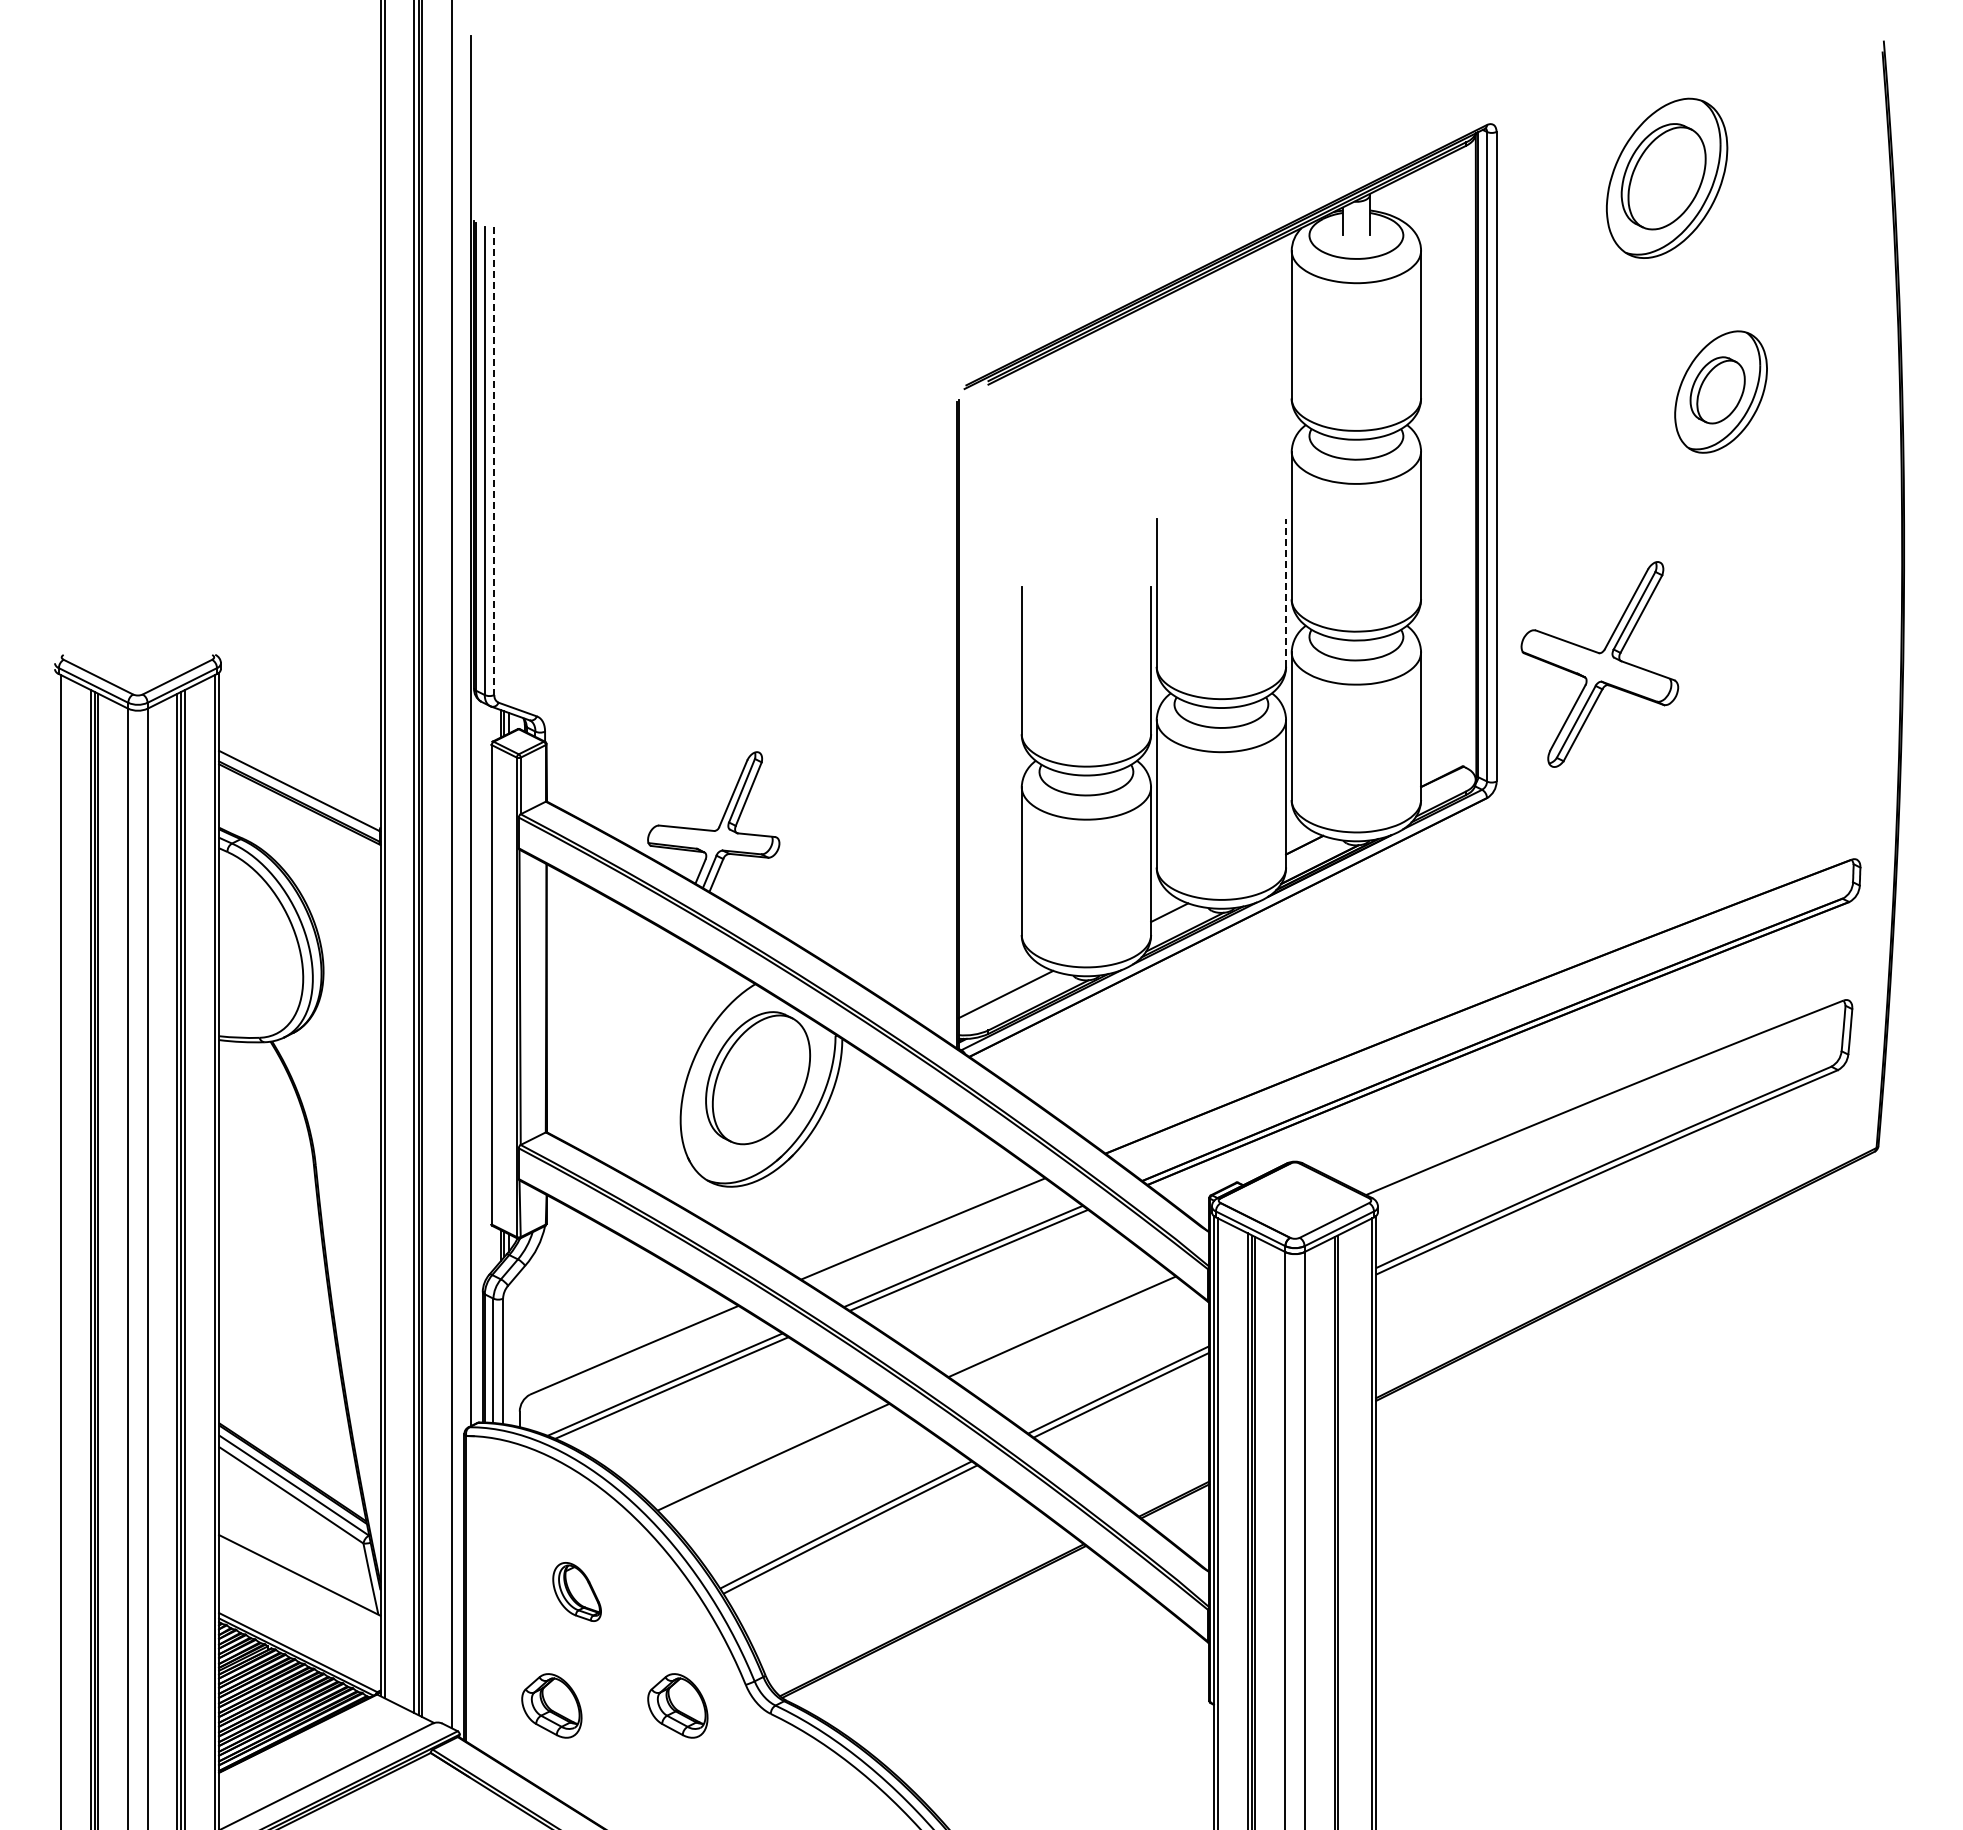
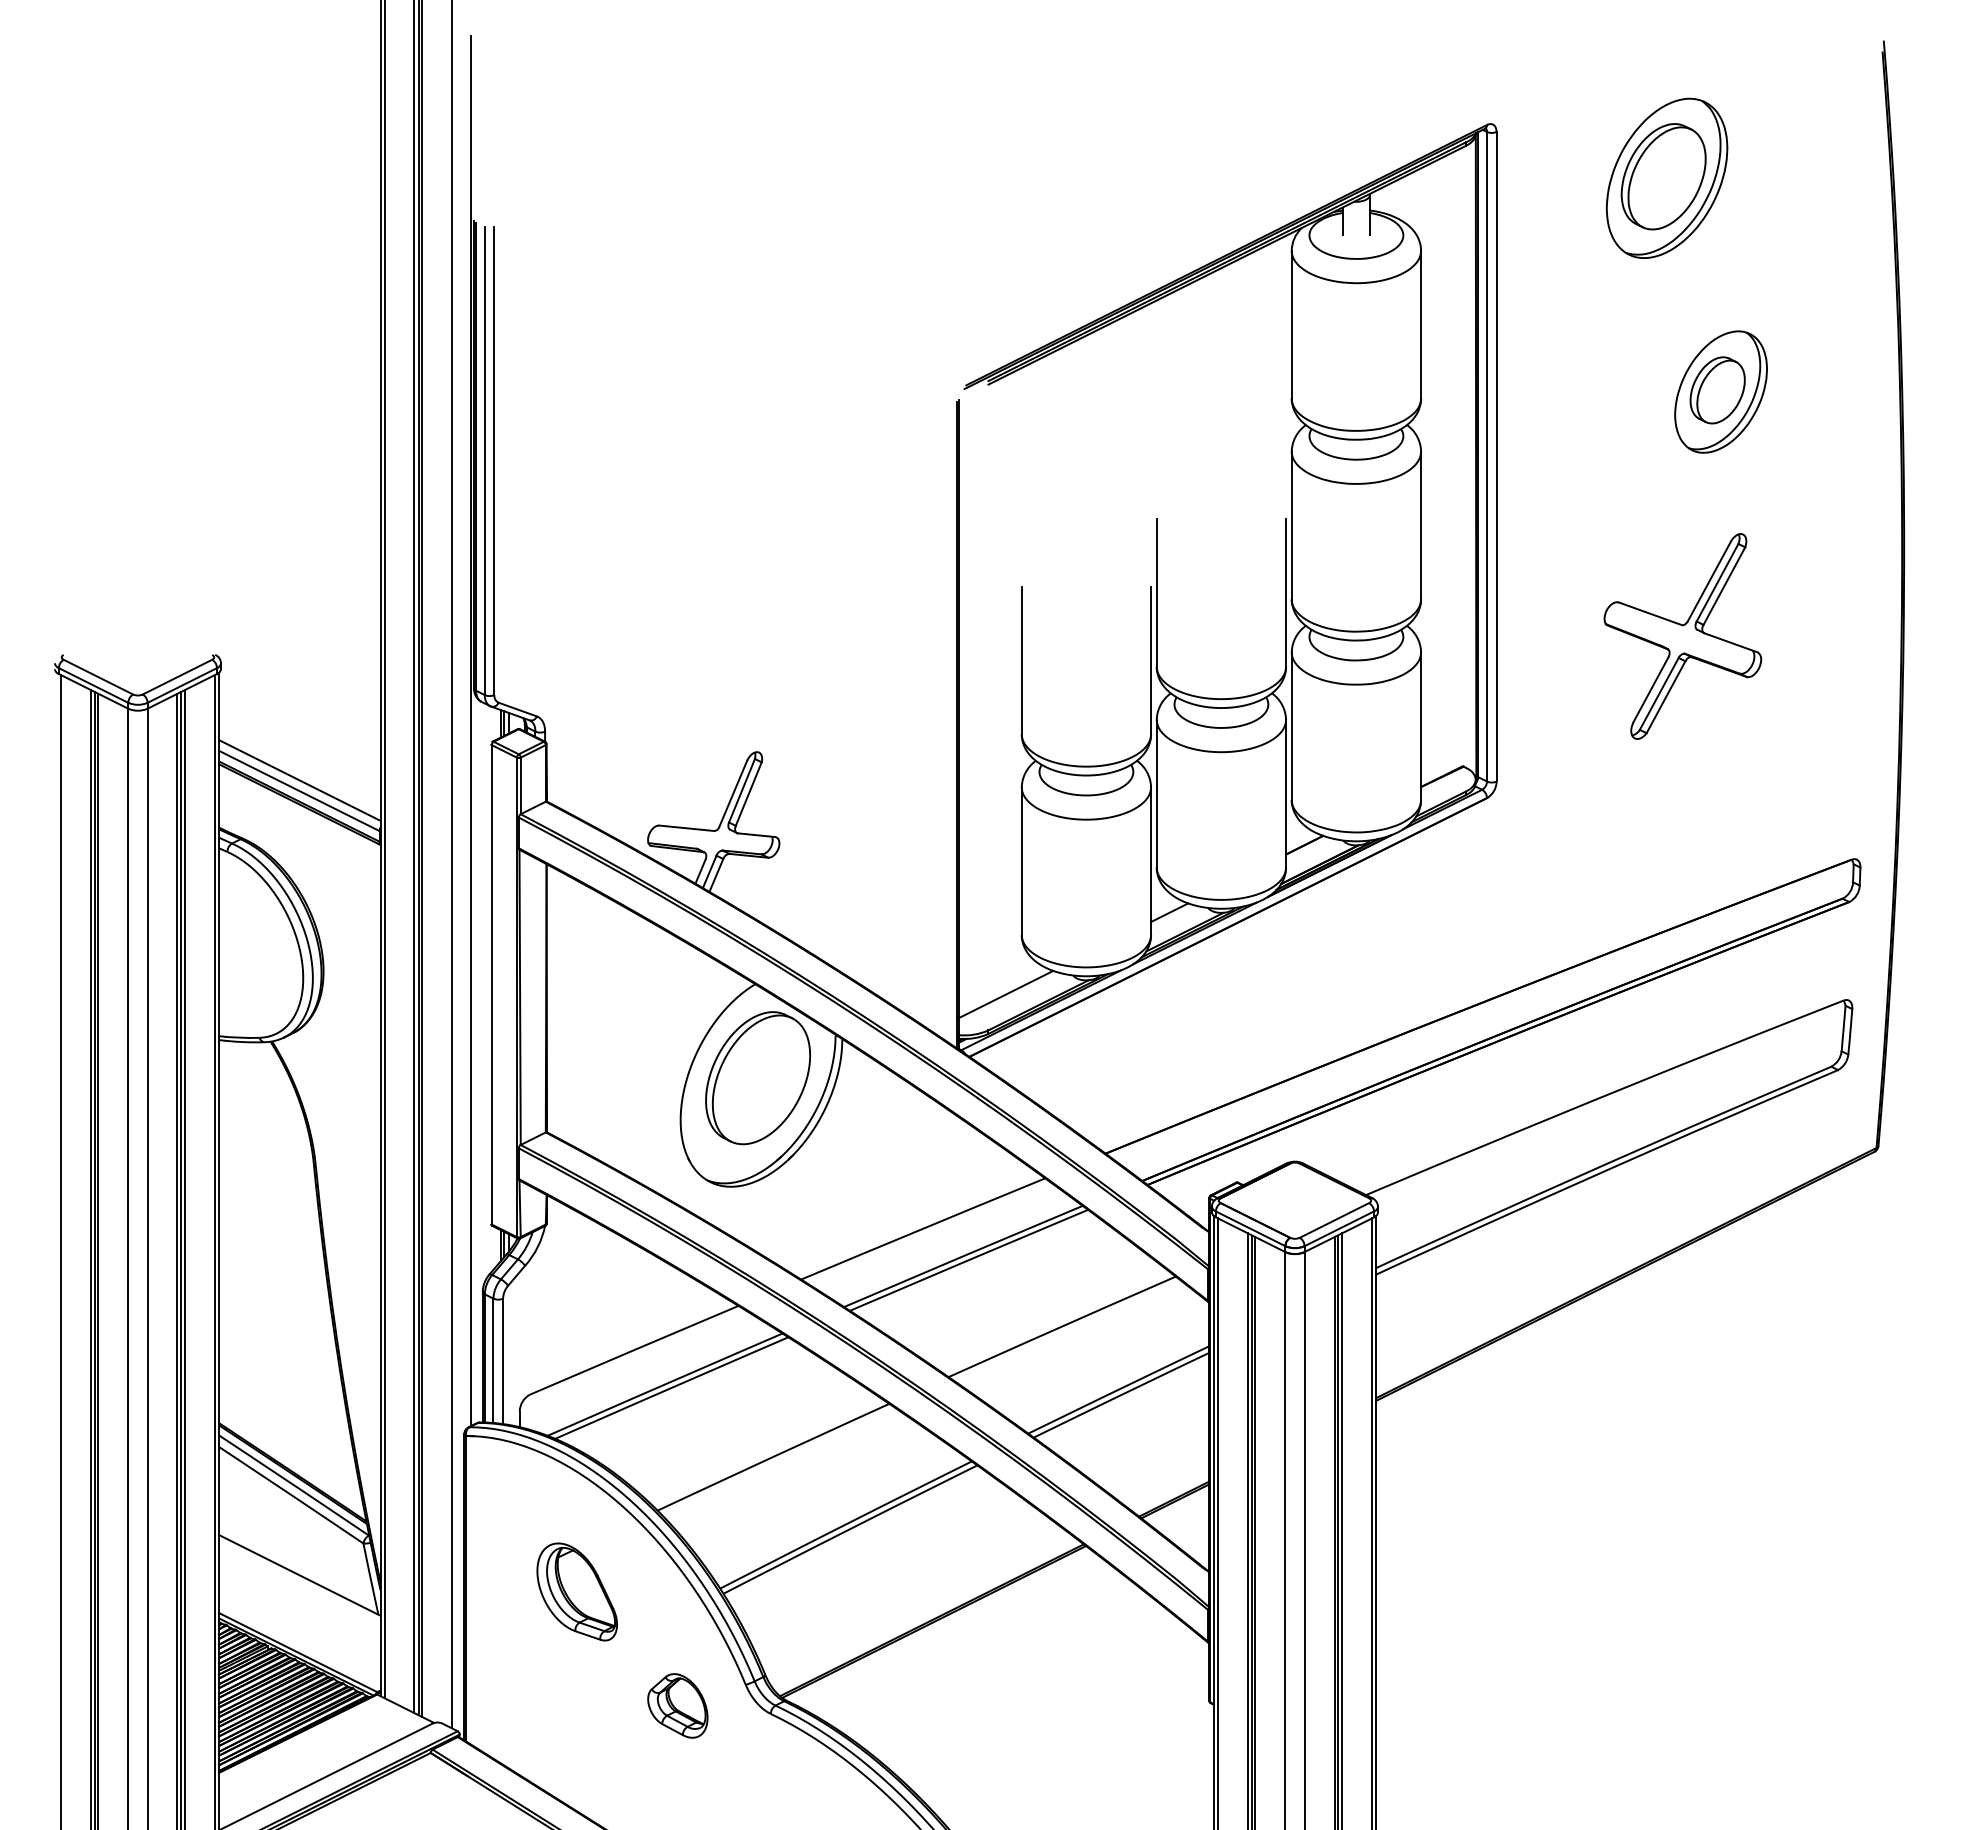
line: dashed -> solid (494, 461)
line: dashed -> solid (1286, 592)
part position: (1599, 664) -> (1682, 636) (1682, 636)
line: none -> present (299, 780)
line: none -> present (1342, 1529)
part size: 50x60 px -> 82x100 px (576, 1591)
part: present -> none (551, 1705)
